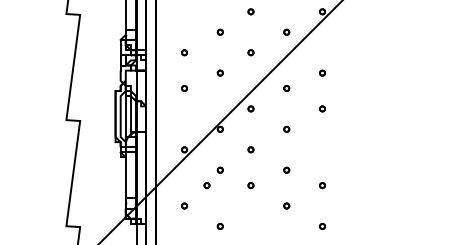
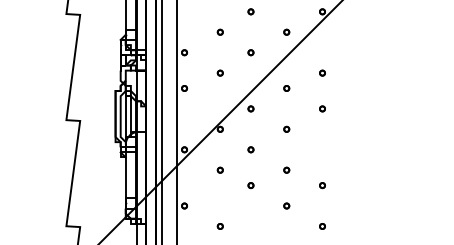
line: none -> present (161, 121)
line: none -> present (176, 121)
part: present -> none (206, 185)
